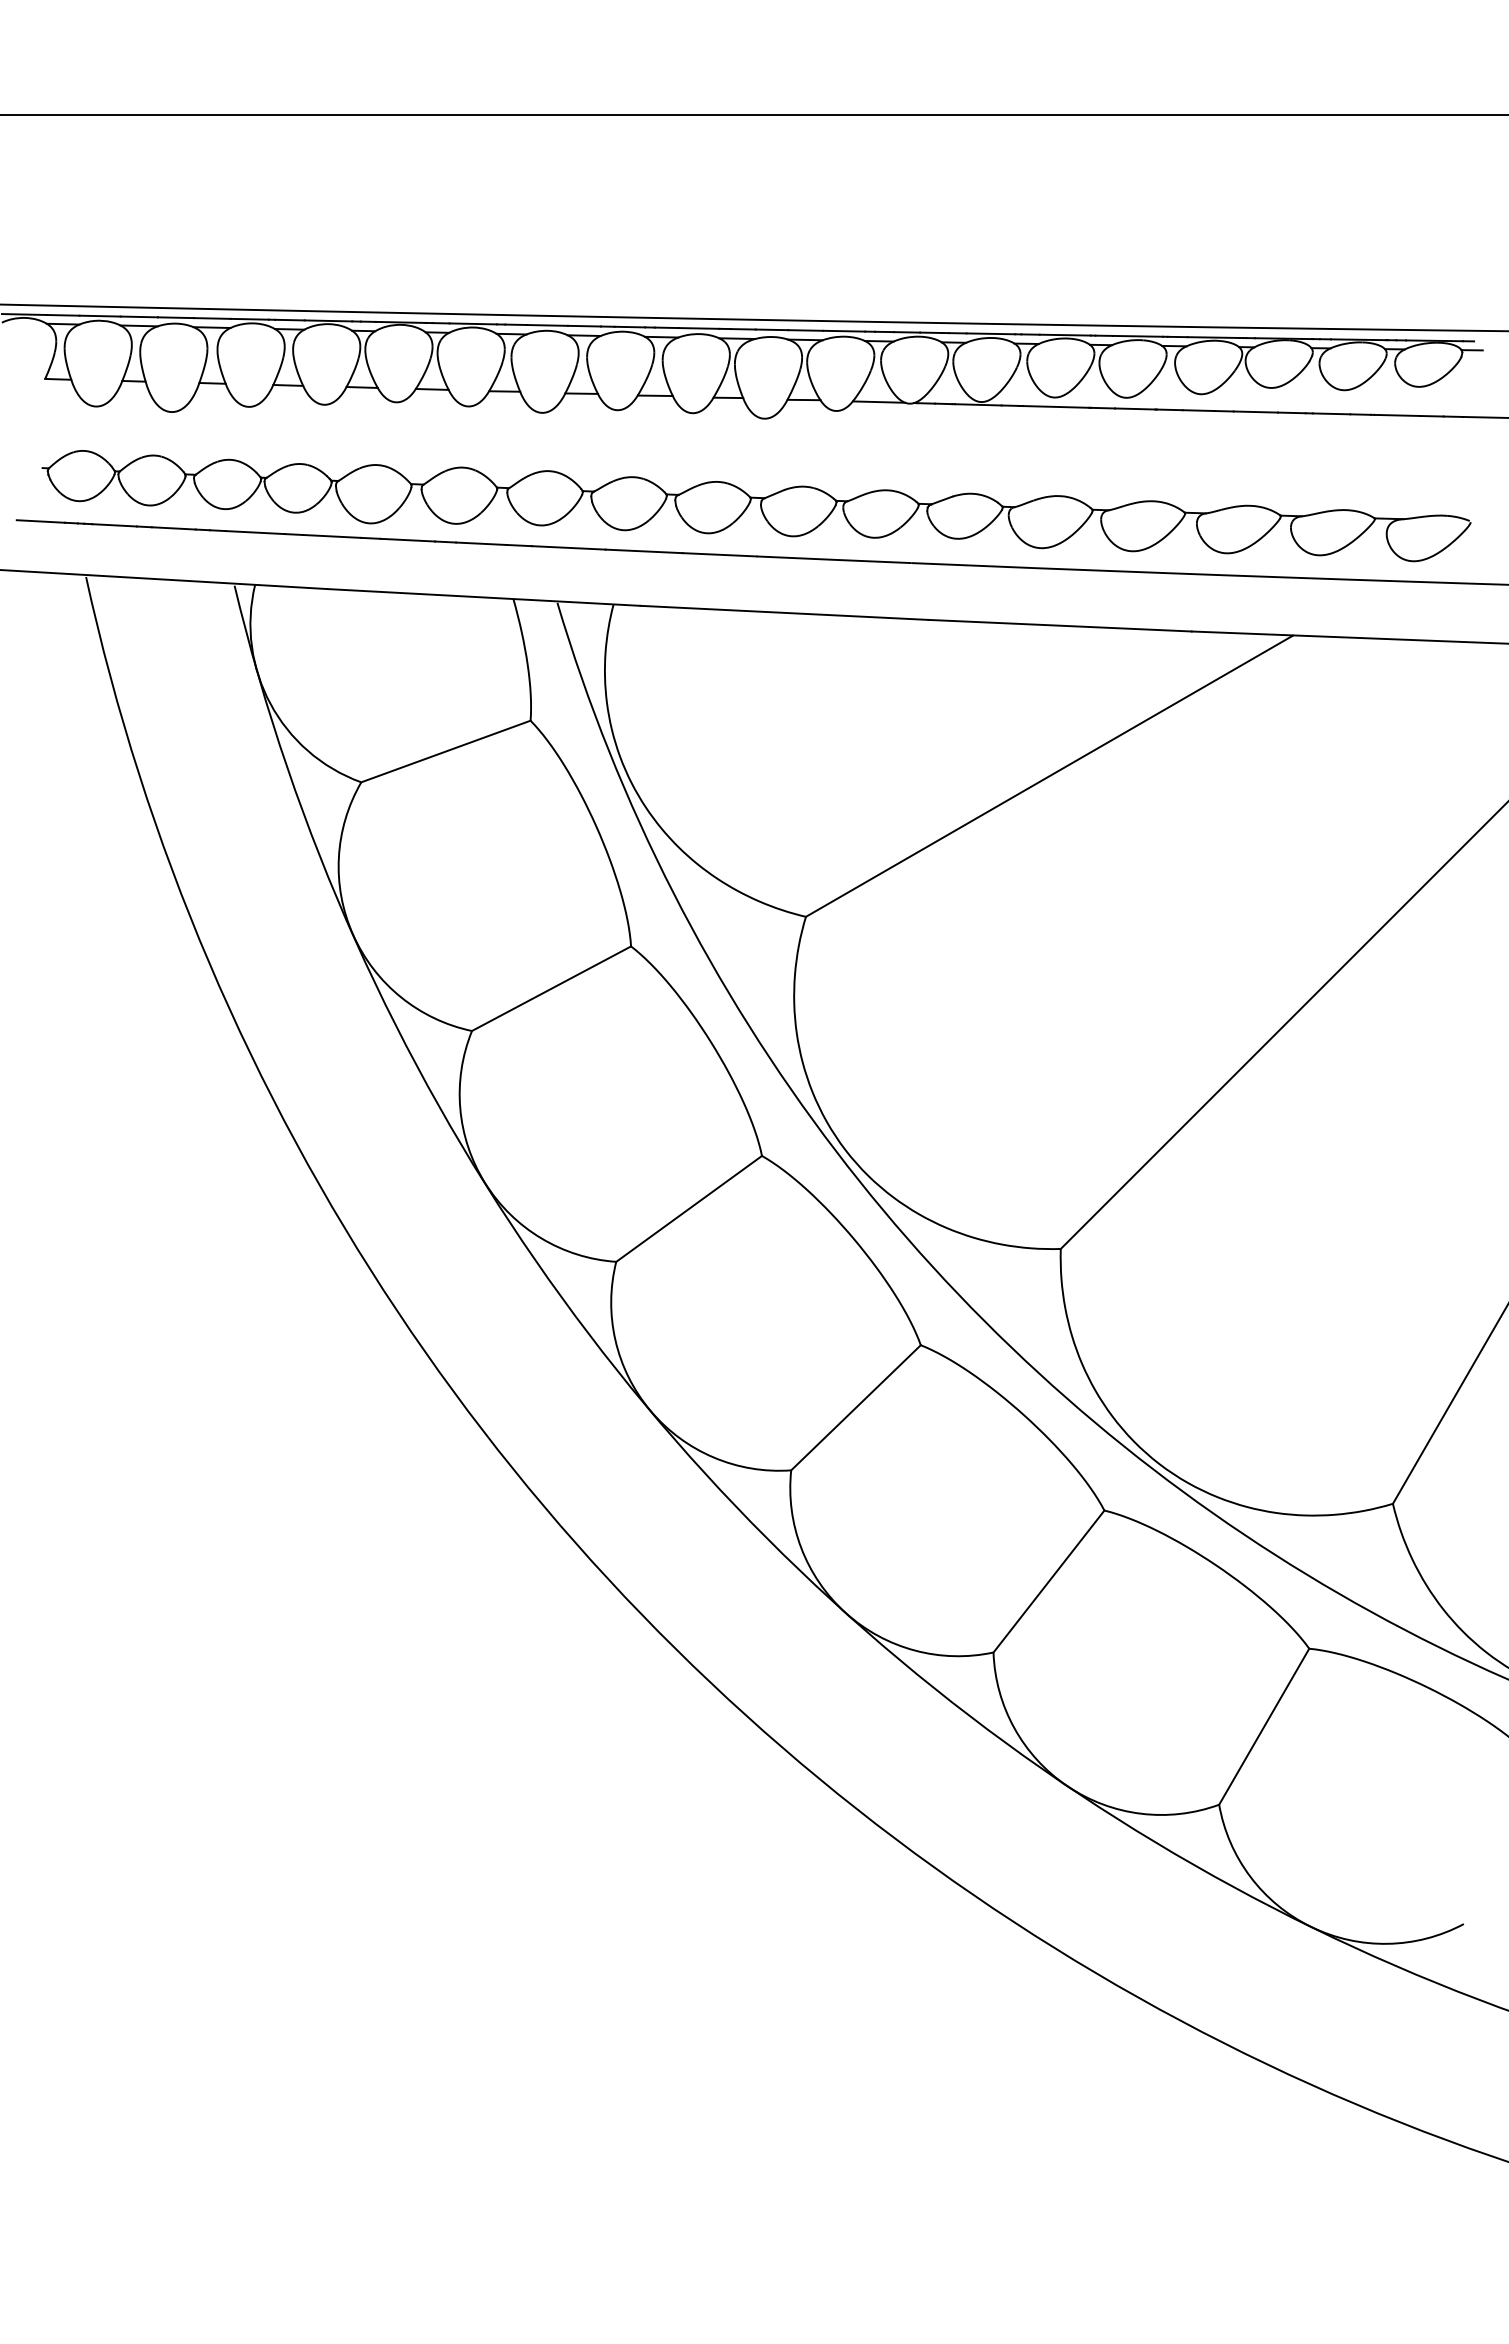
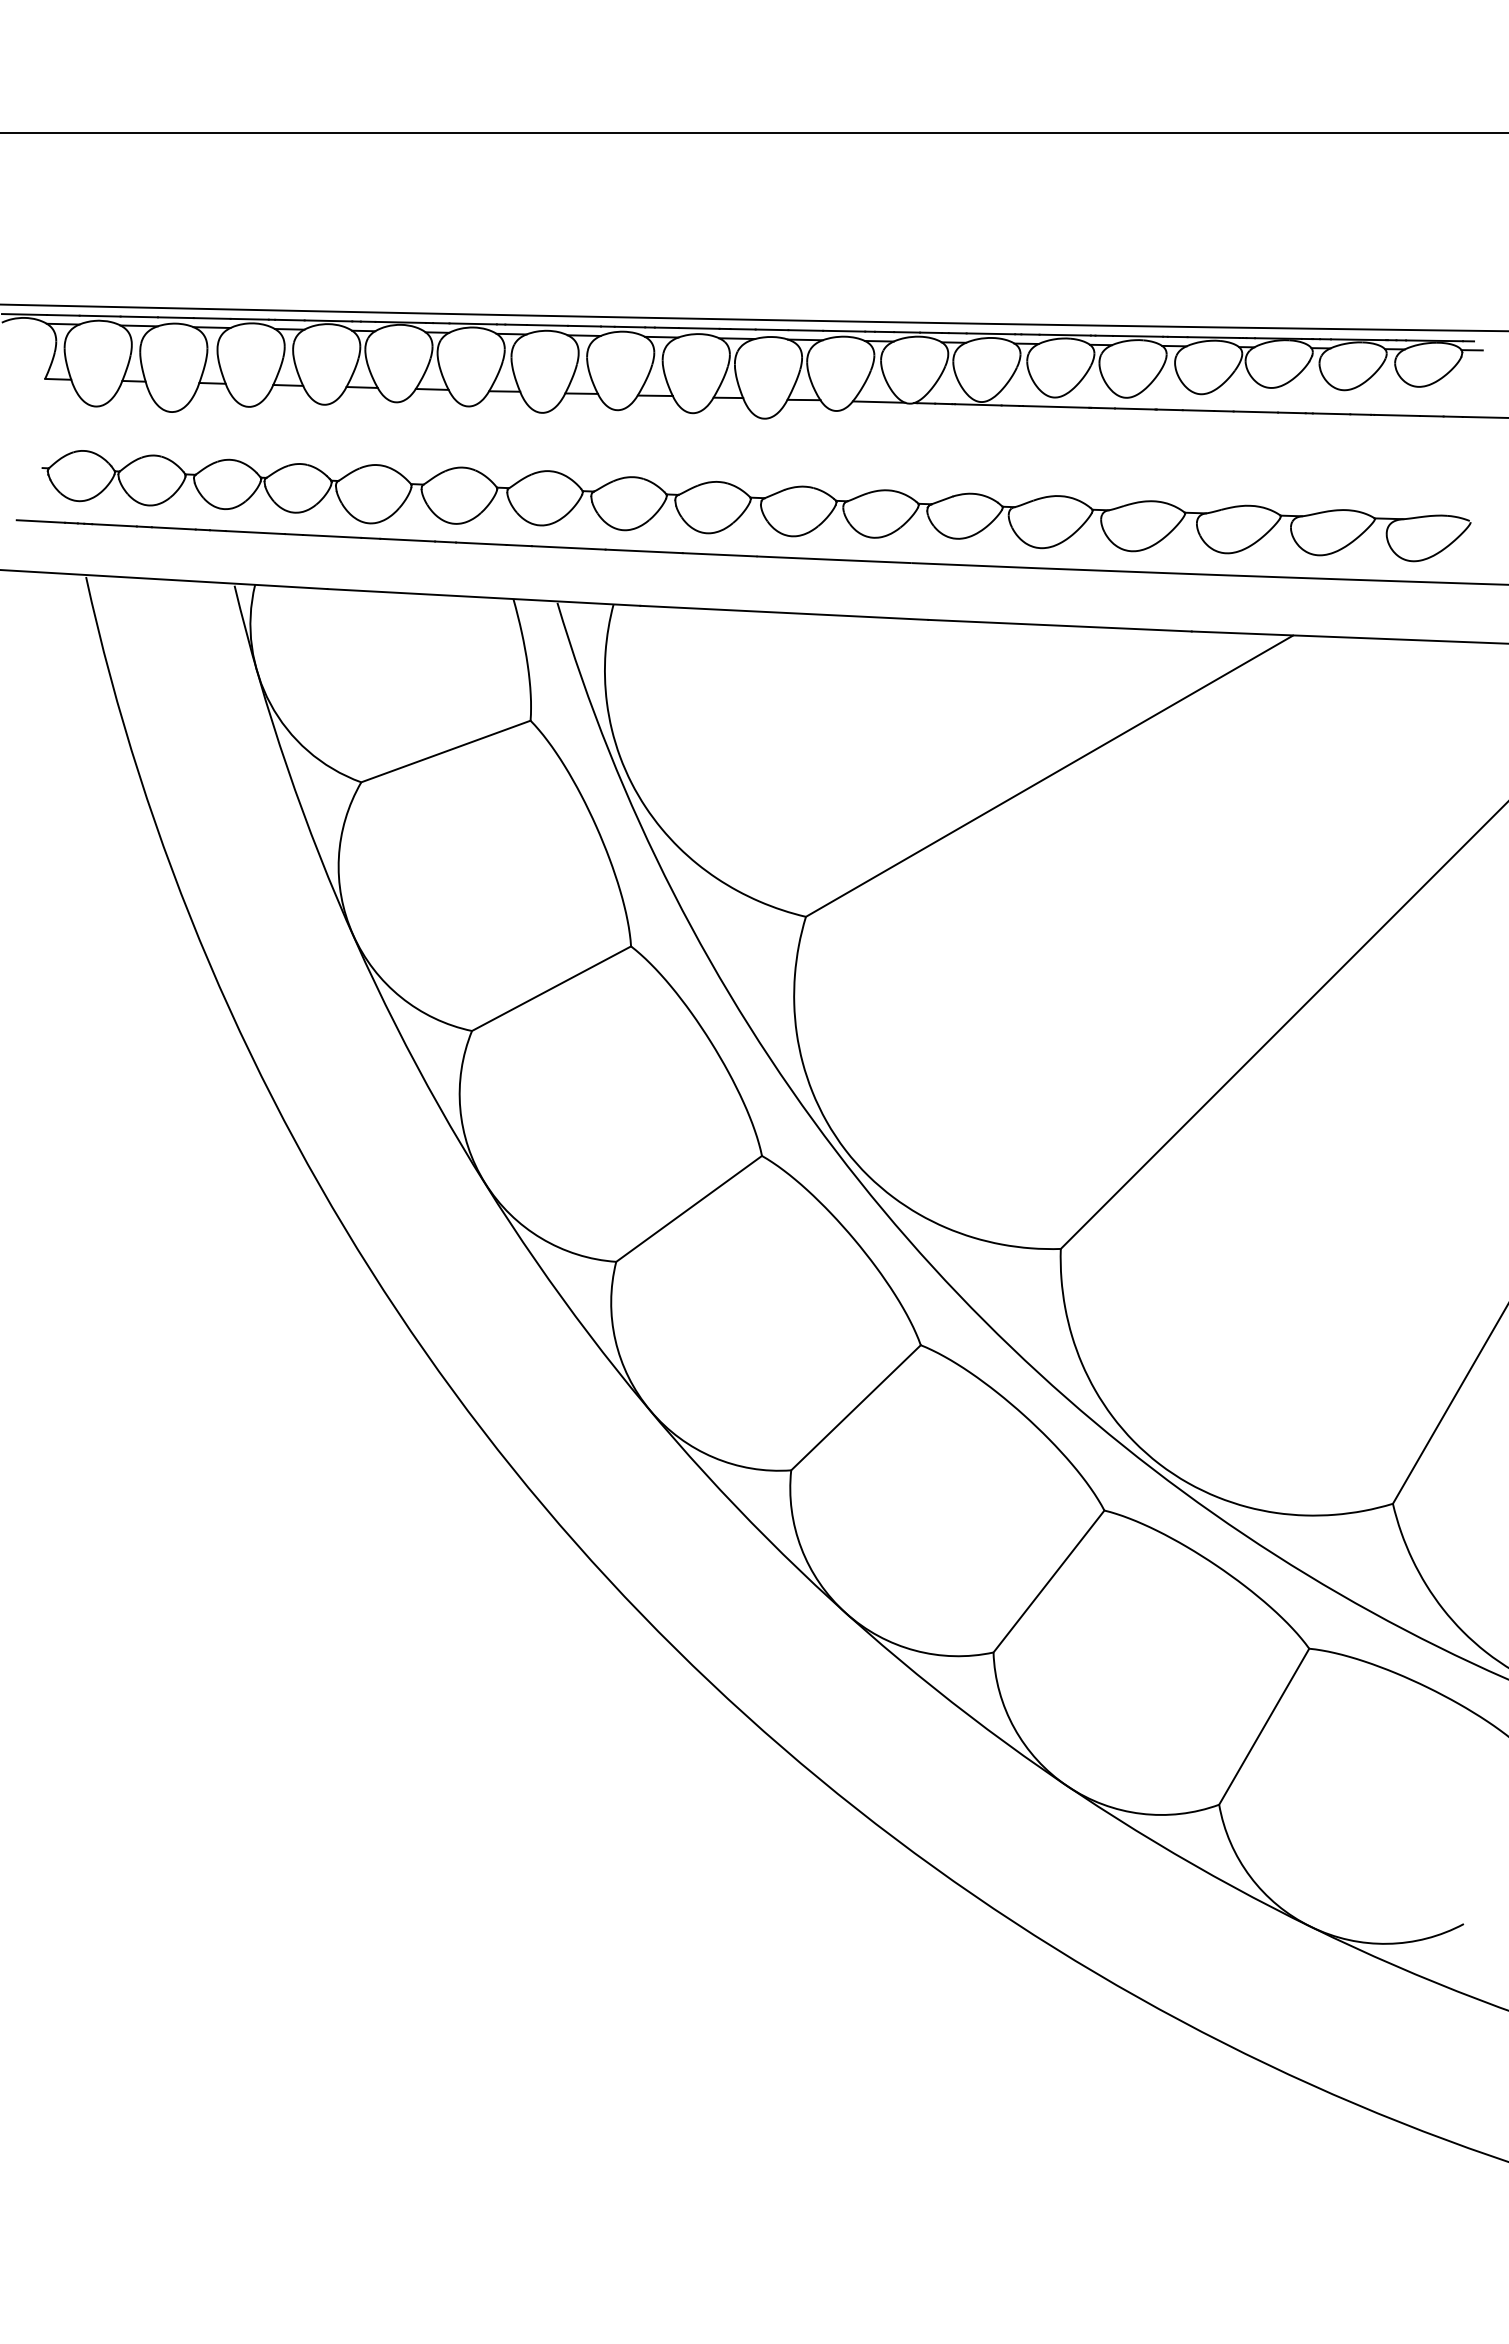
line position: (753, 115) -> (753, 133) (753, 133)
